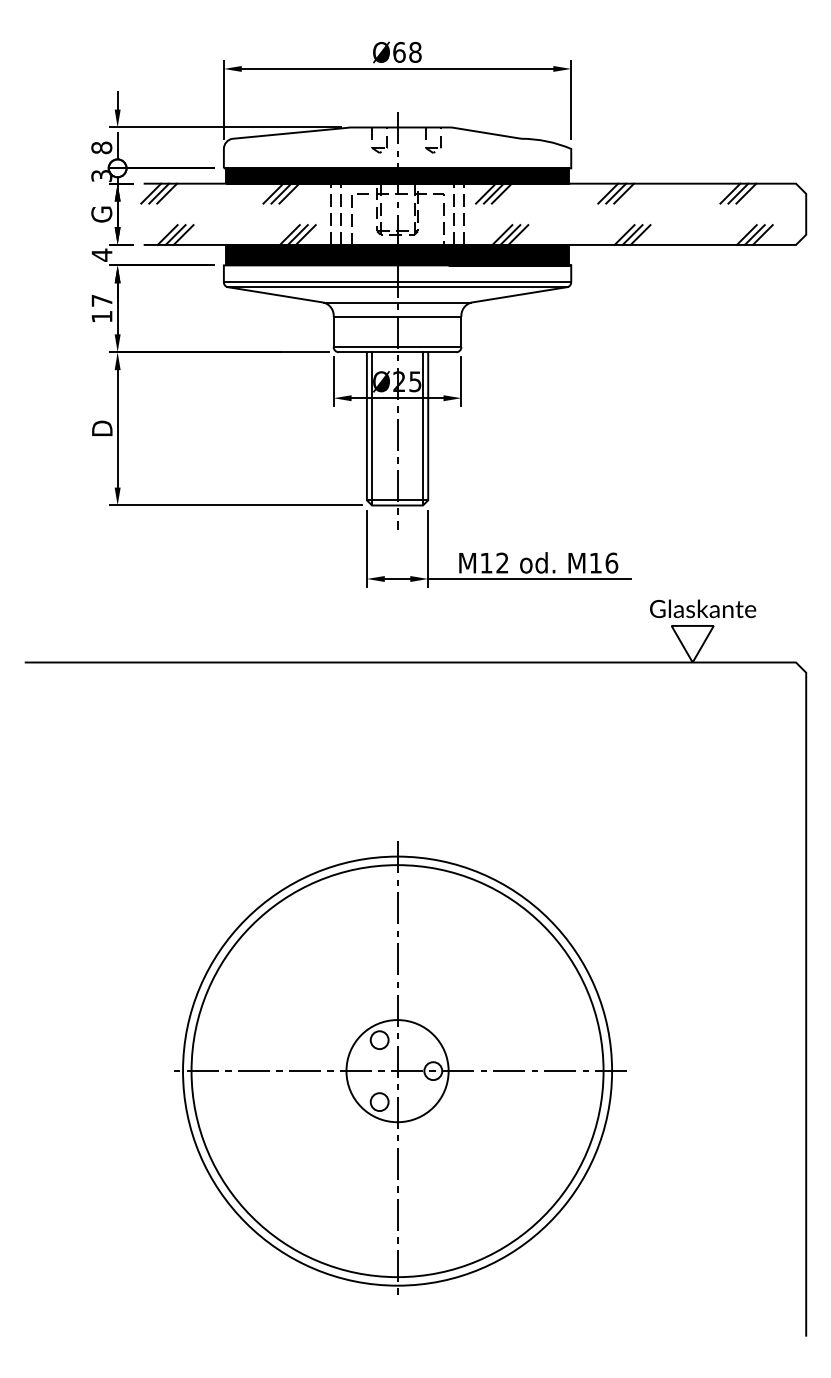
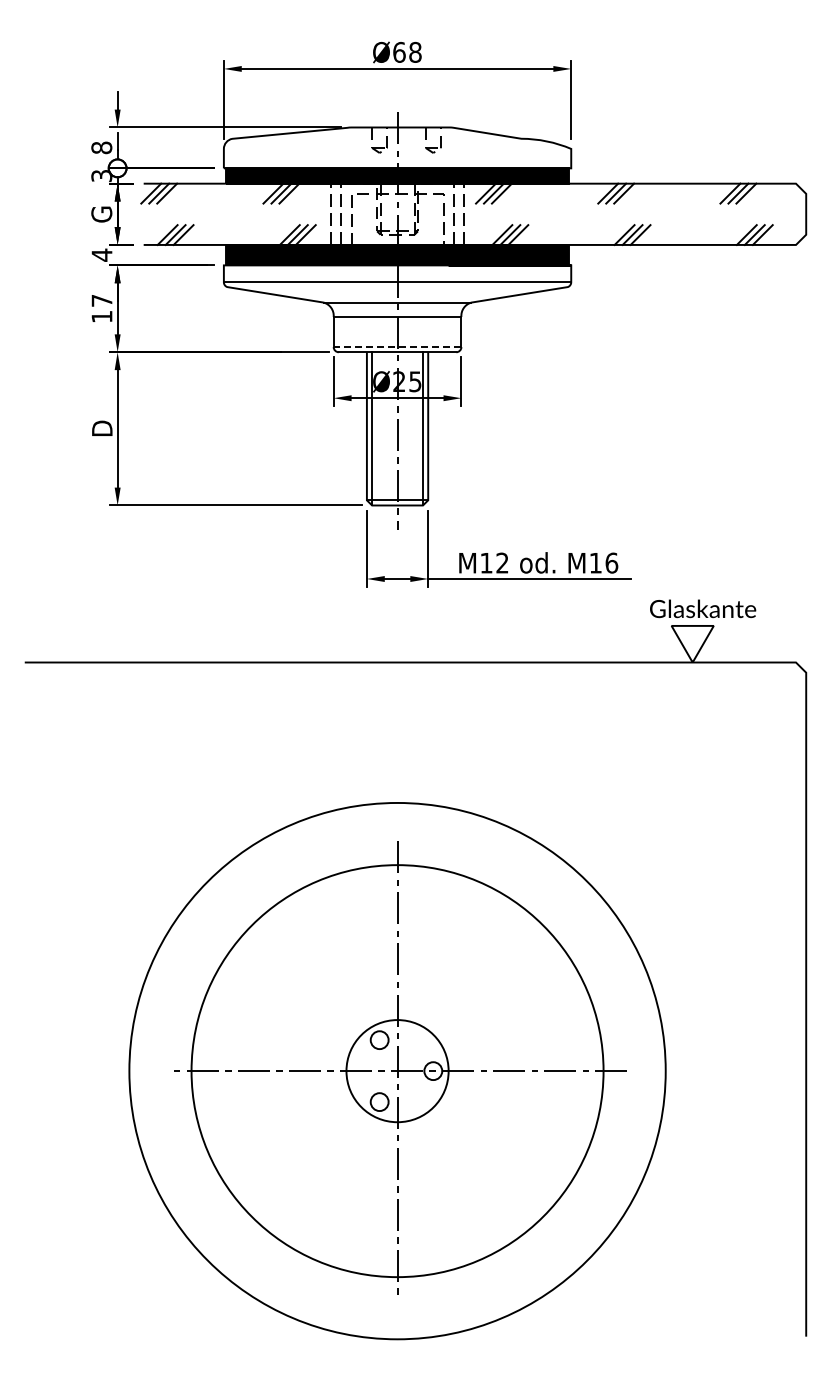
line: present -> none (397, 287)
line: solid -> dashed (397, 347)
circle diameter: 429 px -> 536 px (397, 1070)
